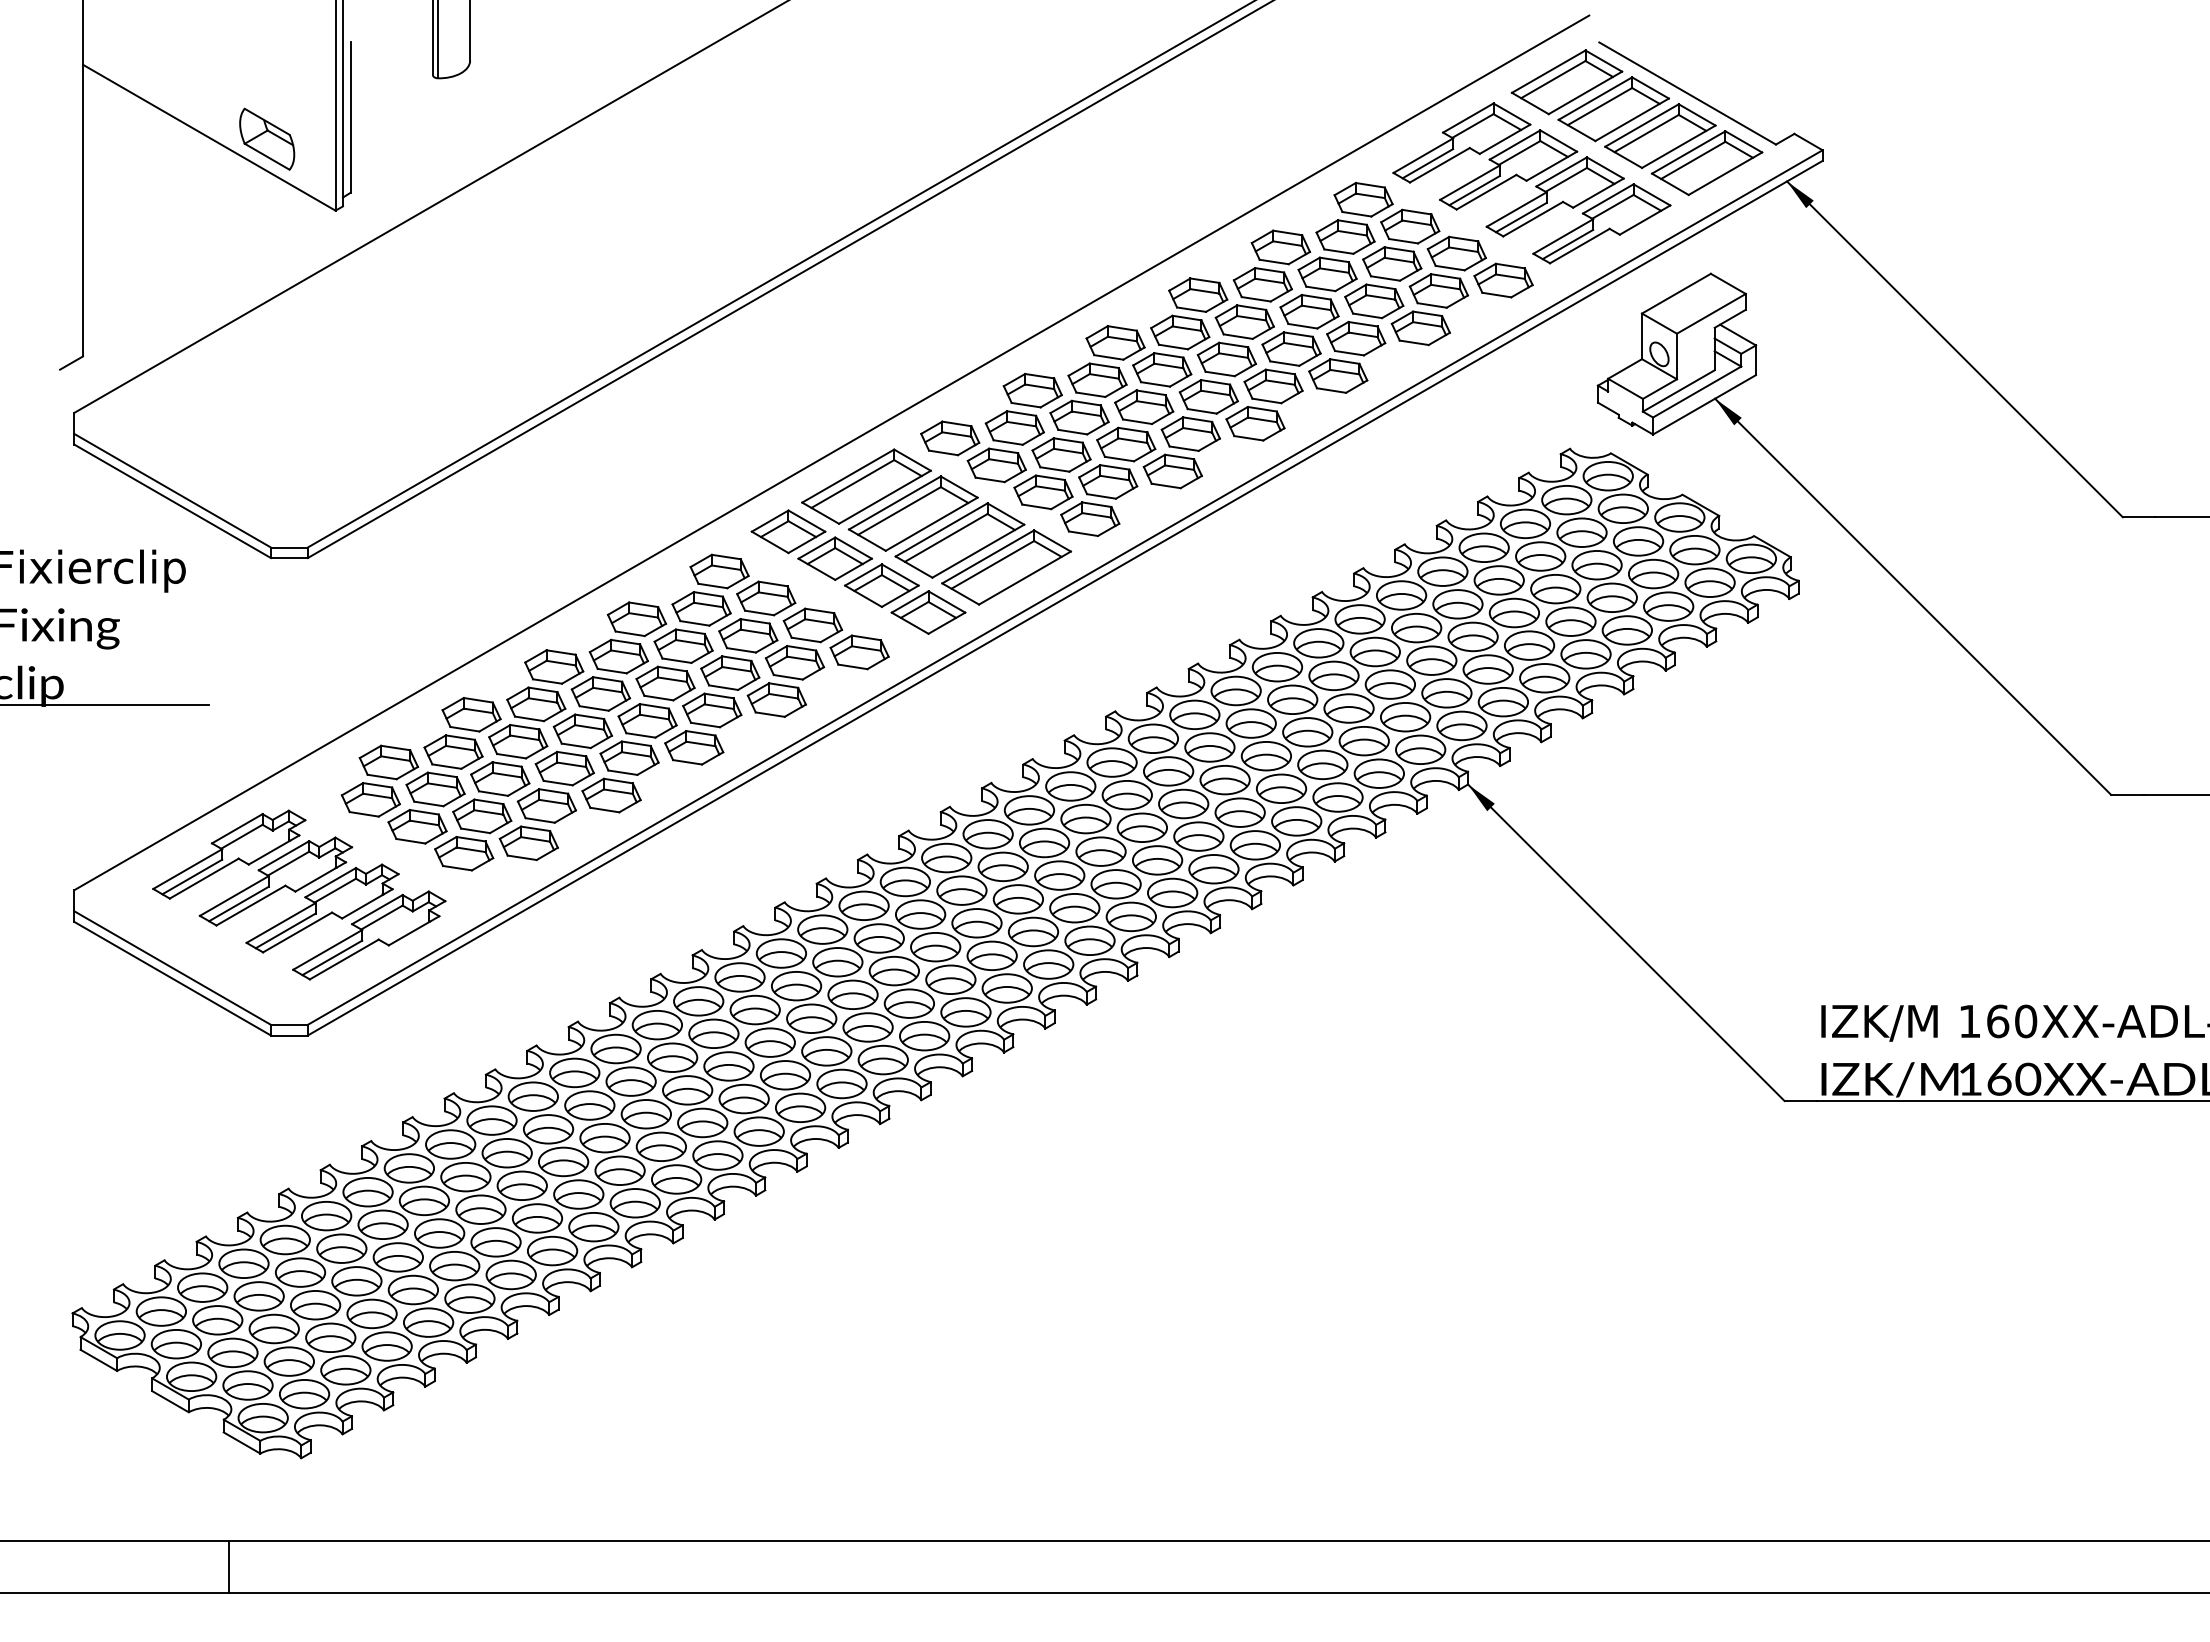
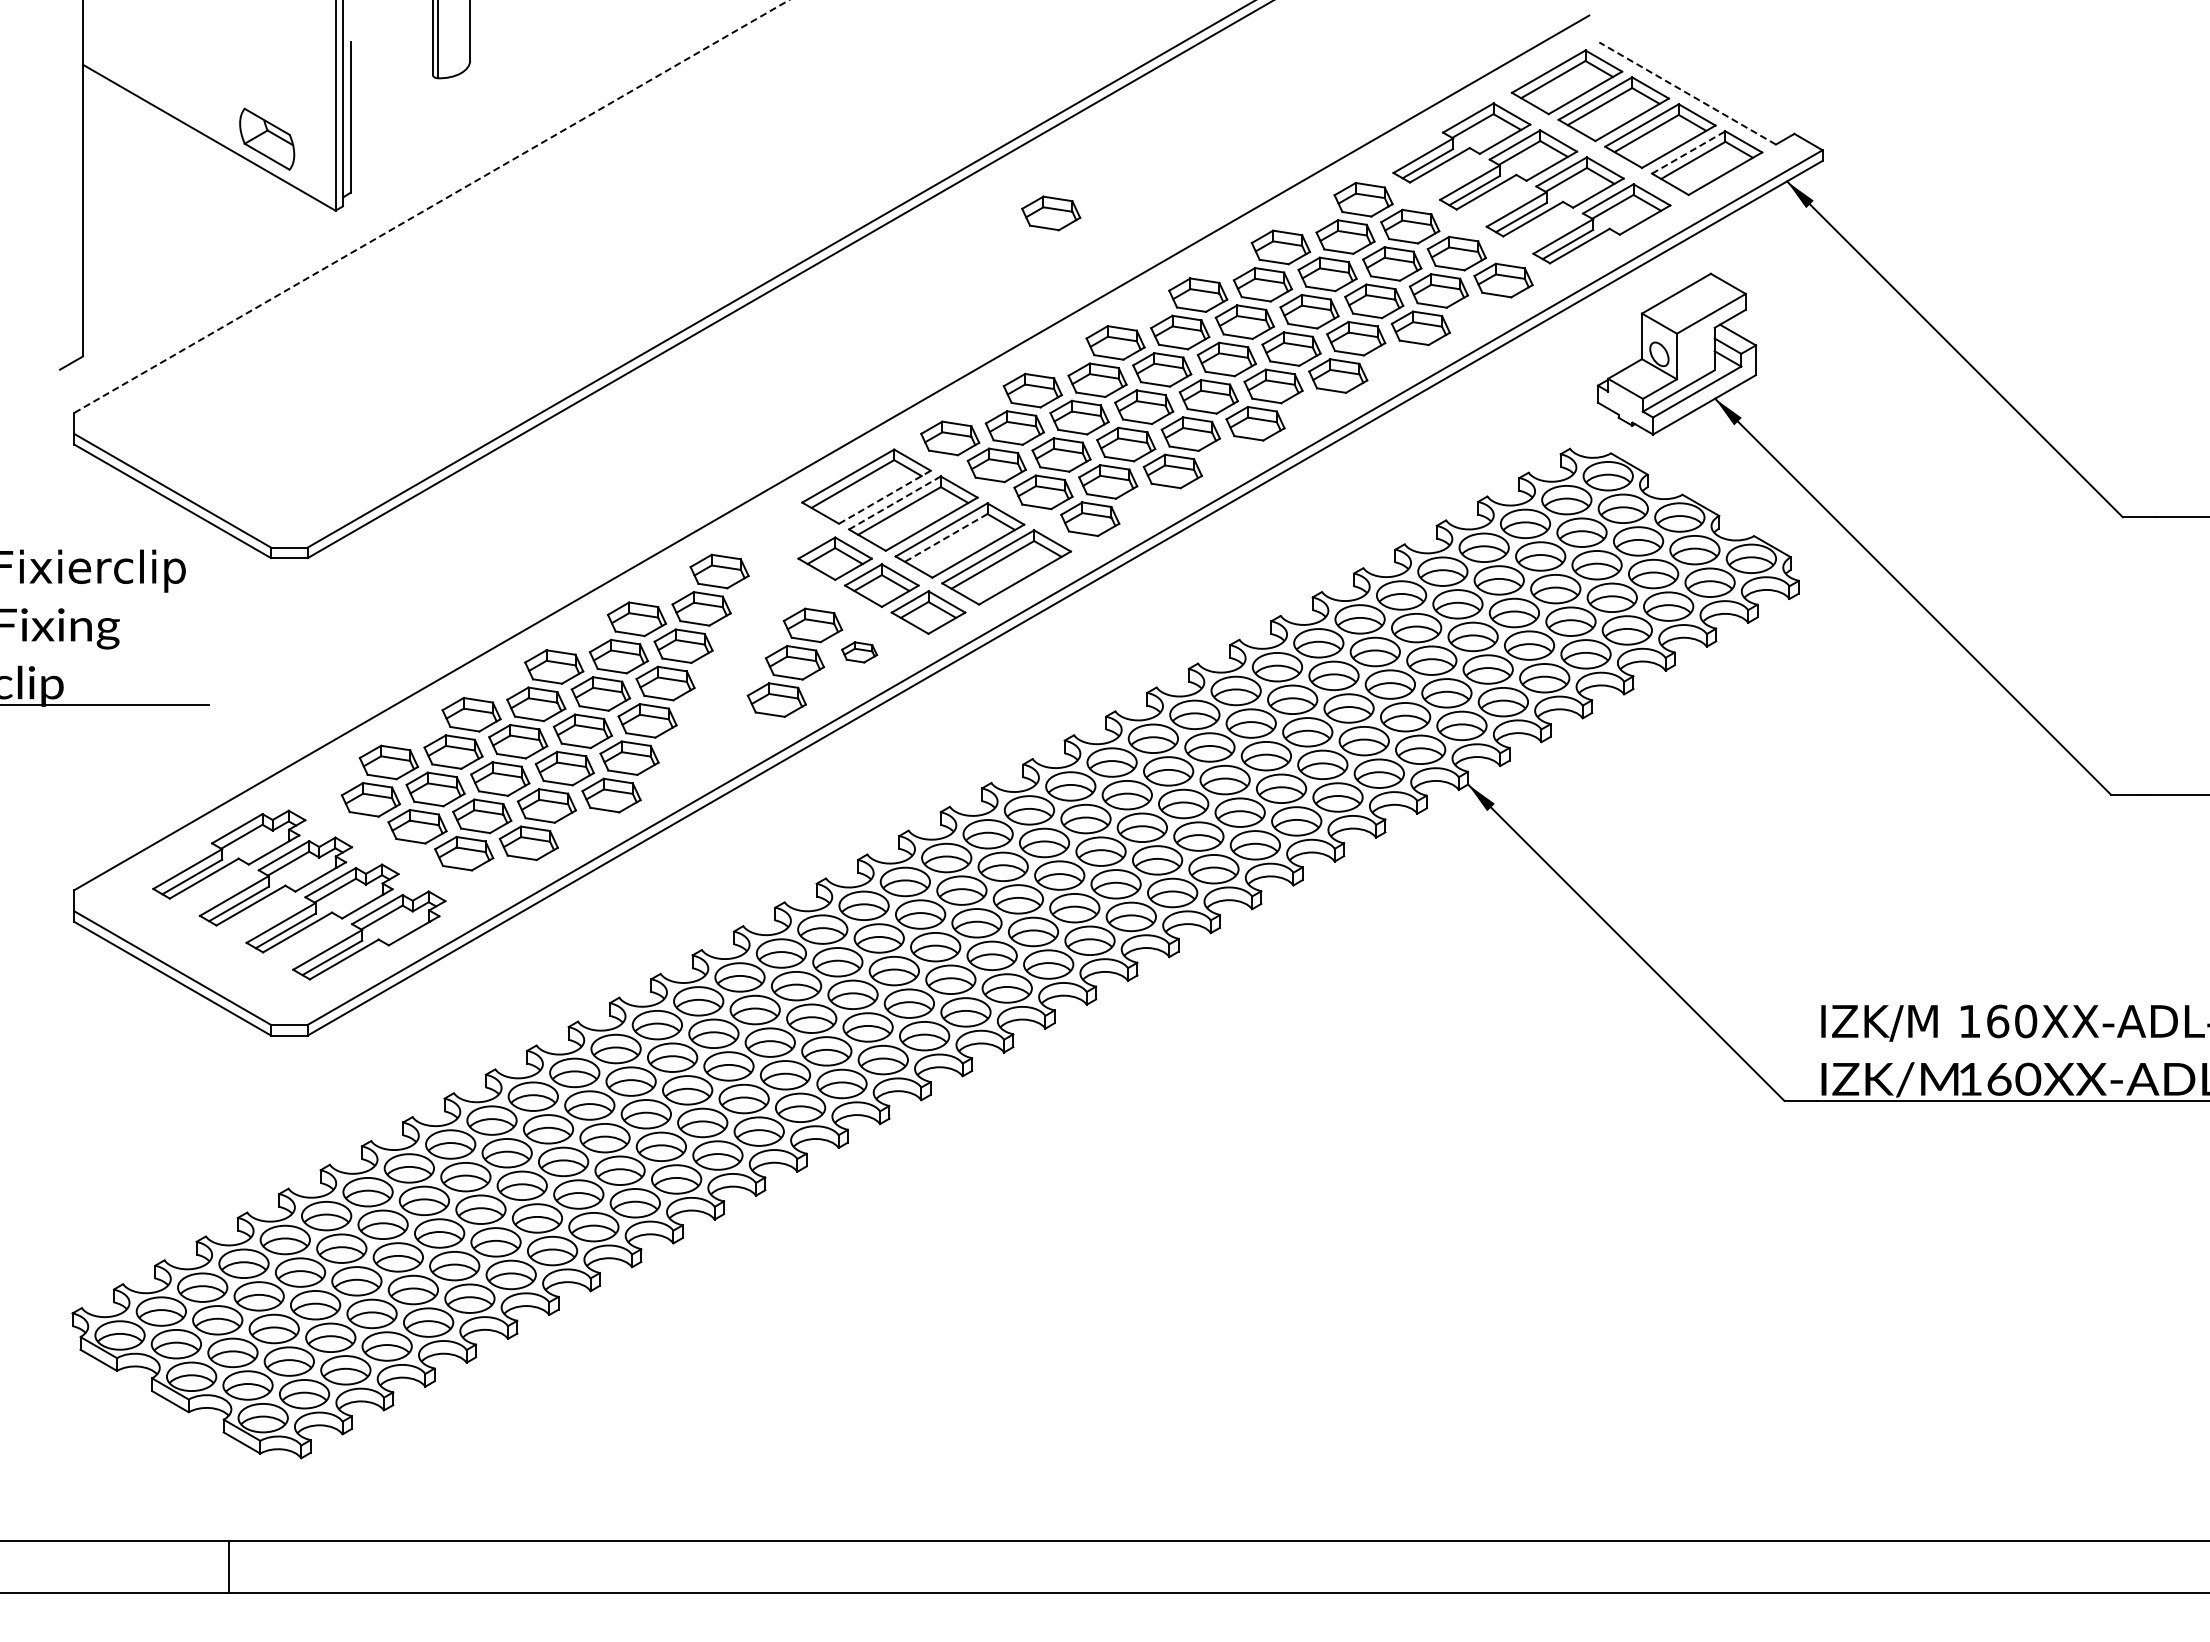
line: solid -> dashed (1687, 93)
line: solid -> dashed (1689, 152)
line: solid -> dashed (431, 206)
part: none -> present (1051, 213)
line: solid -> dashed (884, 497)
line: solid -> dashed (895, 502)
part: present -> none (788, 531)
line: solid -> dashed (946, 537)
part size: 61x37 px -> 38x23 px (859, 652)
part: present -> none (730, 672)
